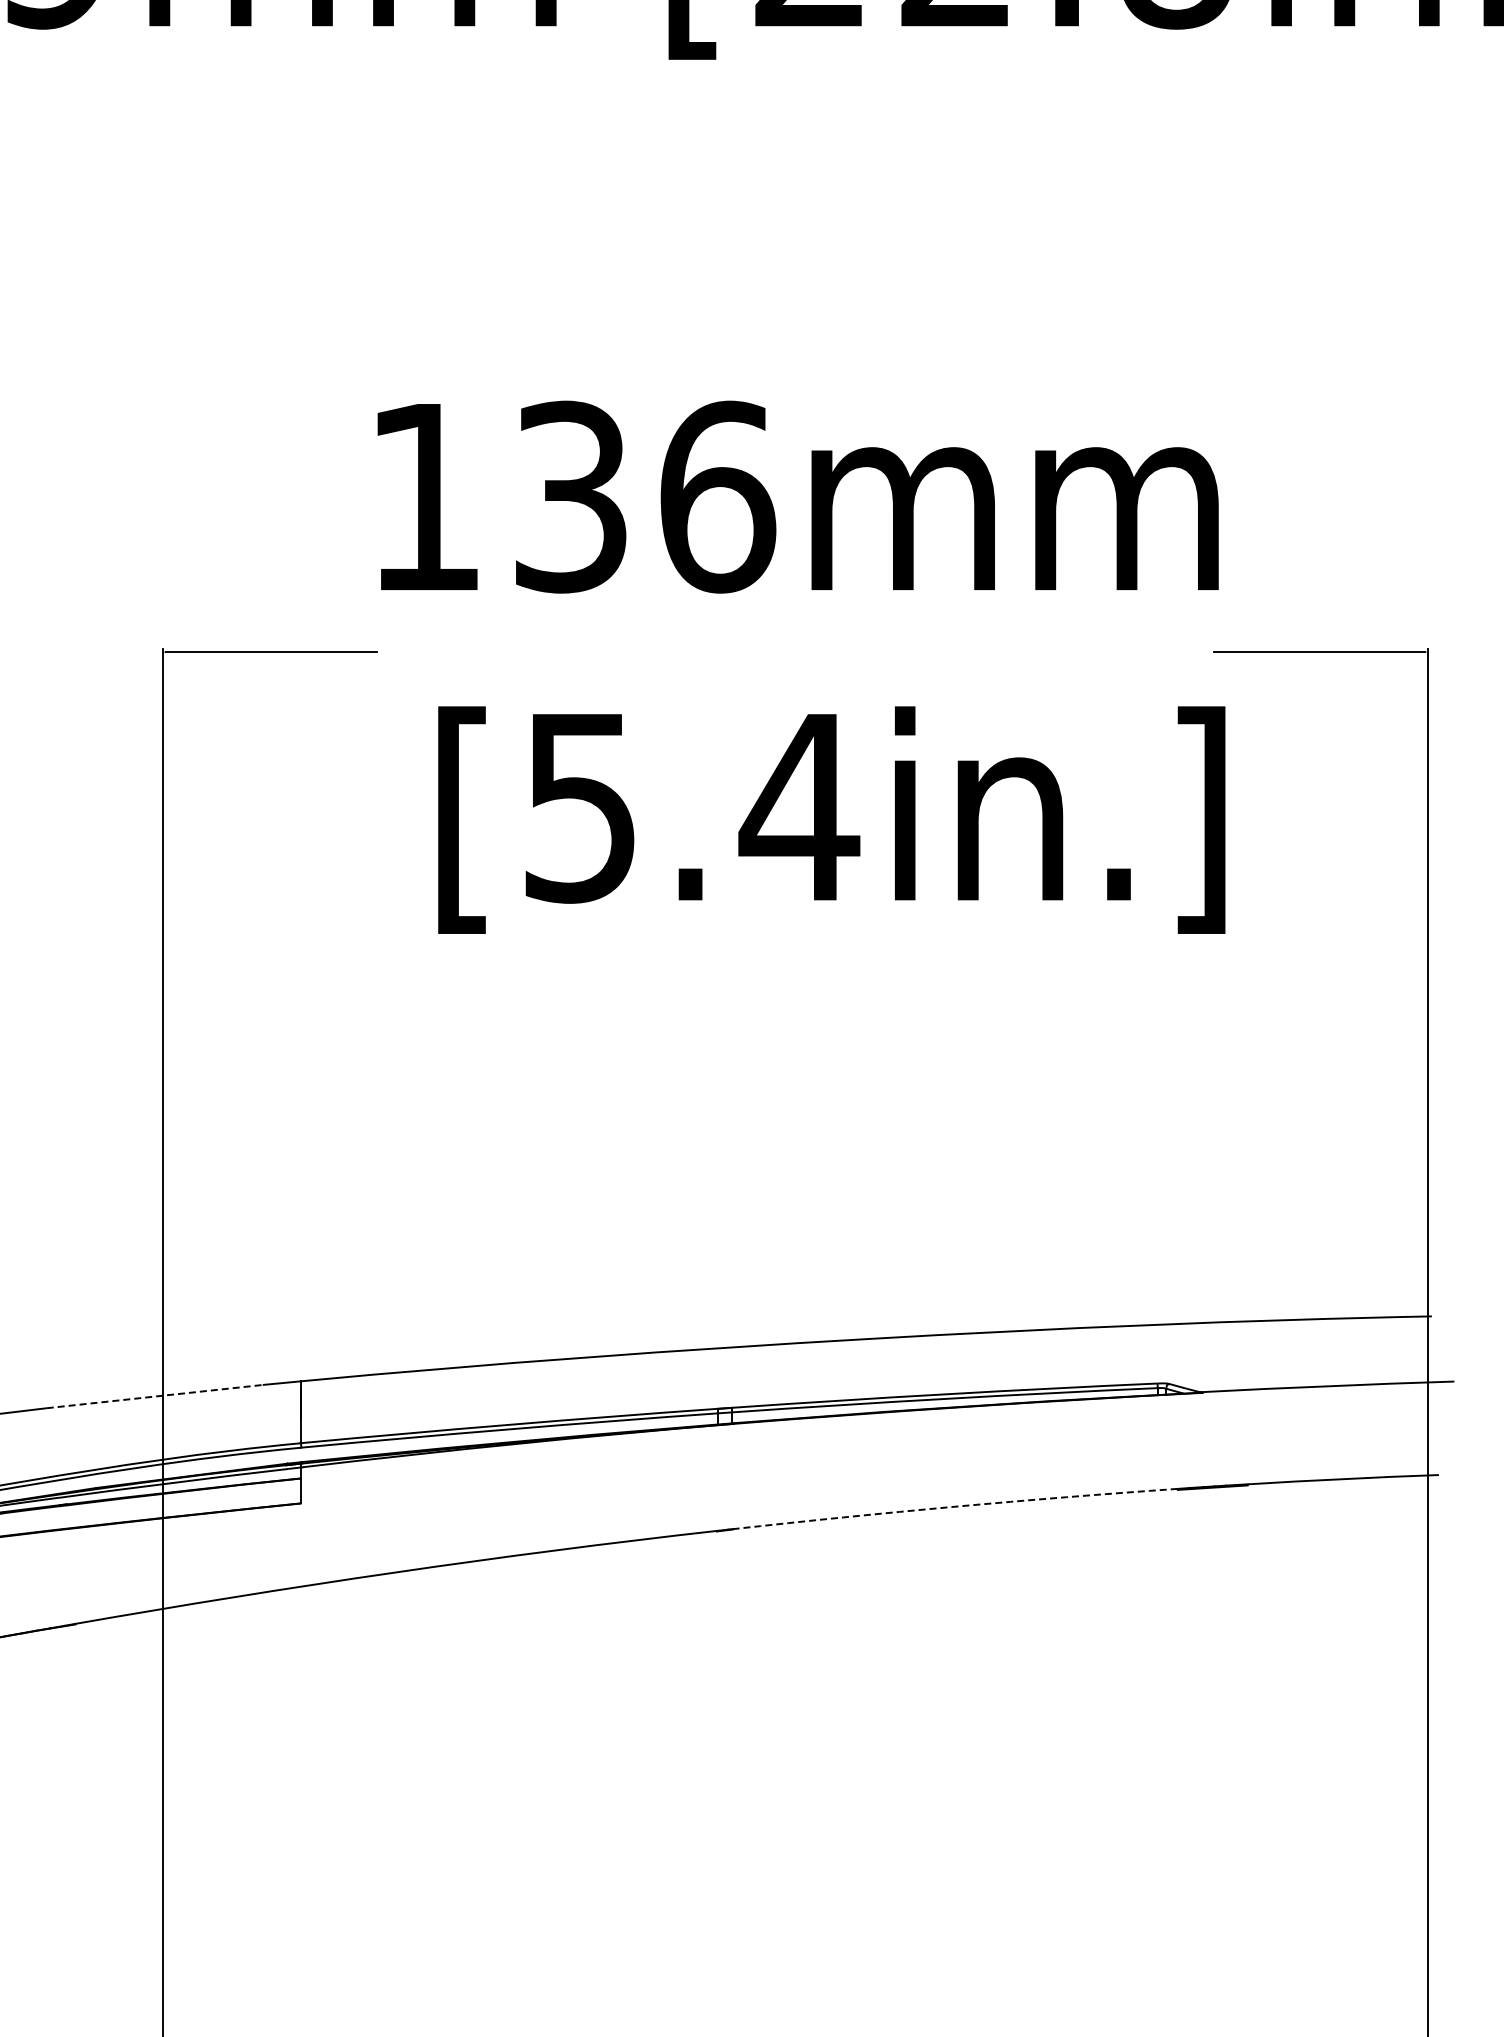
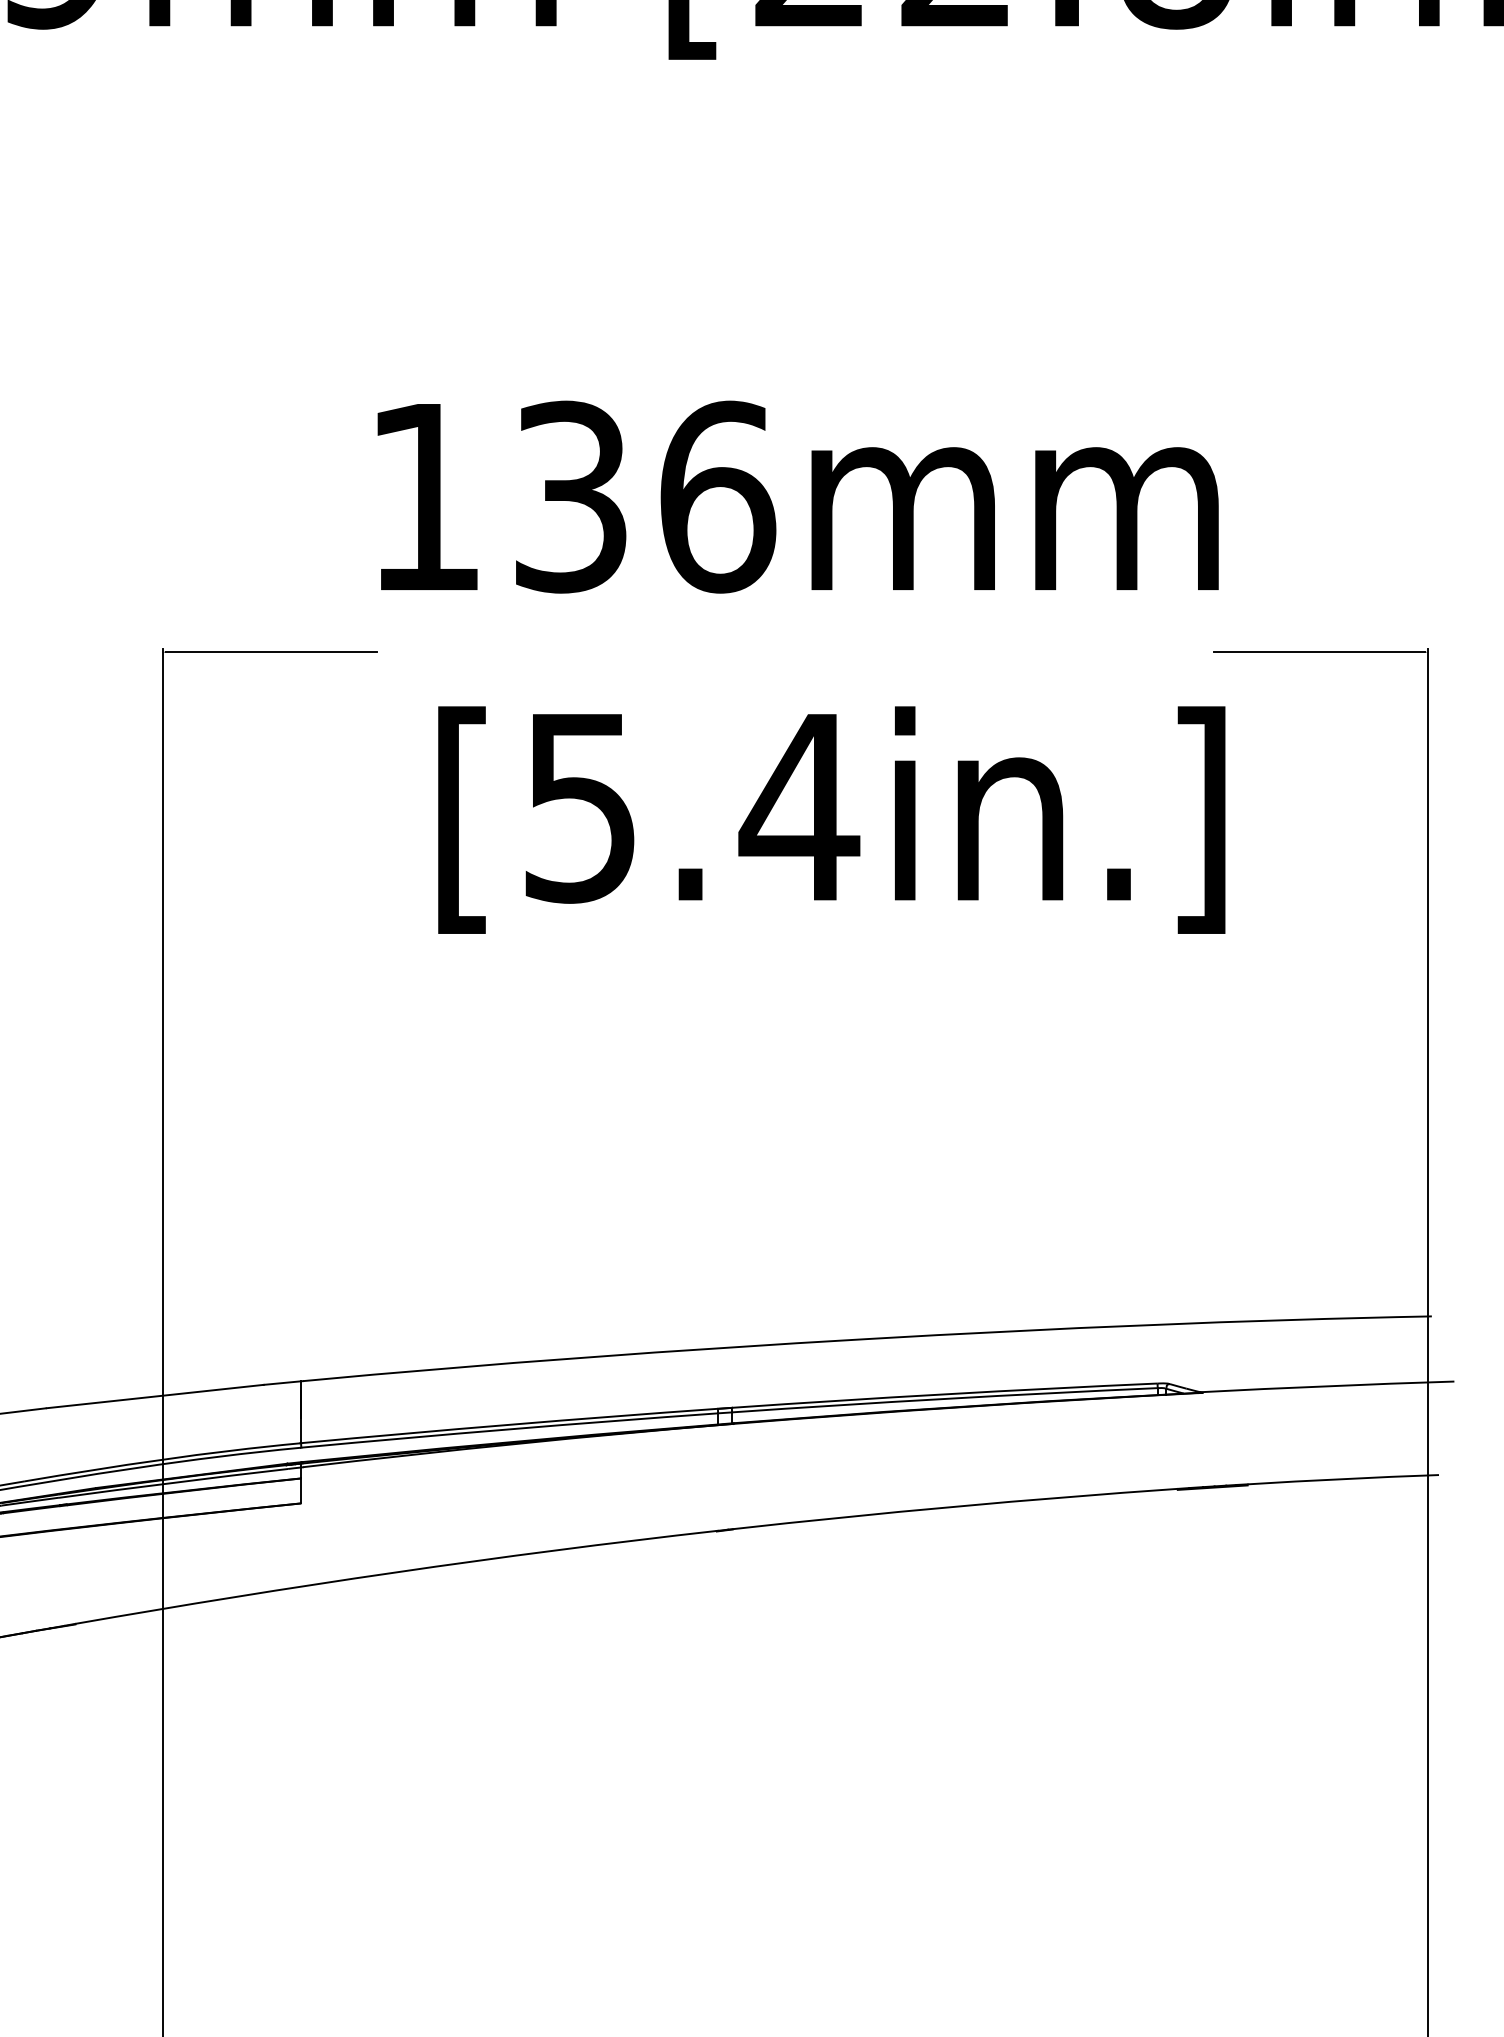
line: dashed -> solid (155, 1396)
arc: dashed -> solid (954, 1506)
